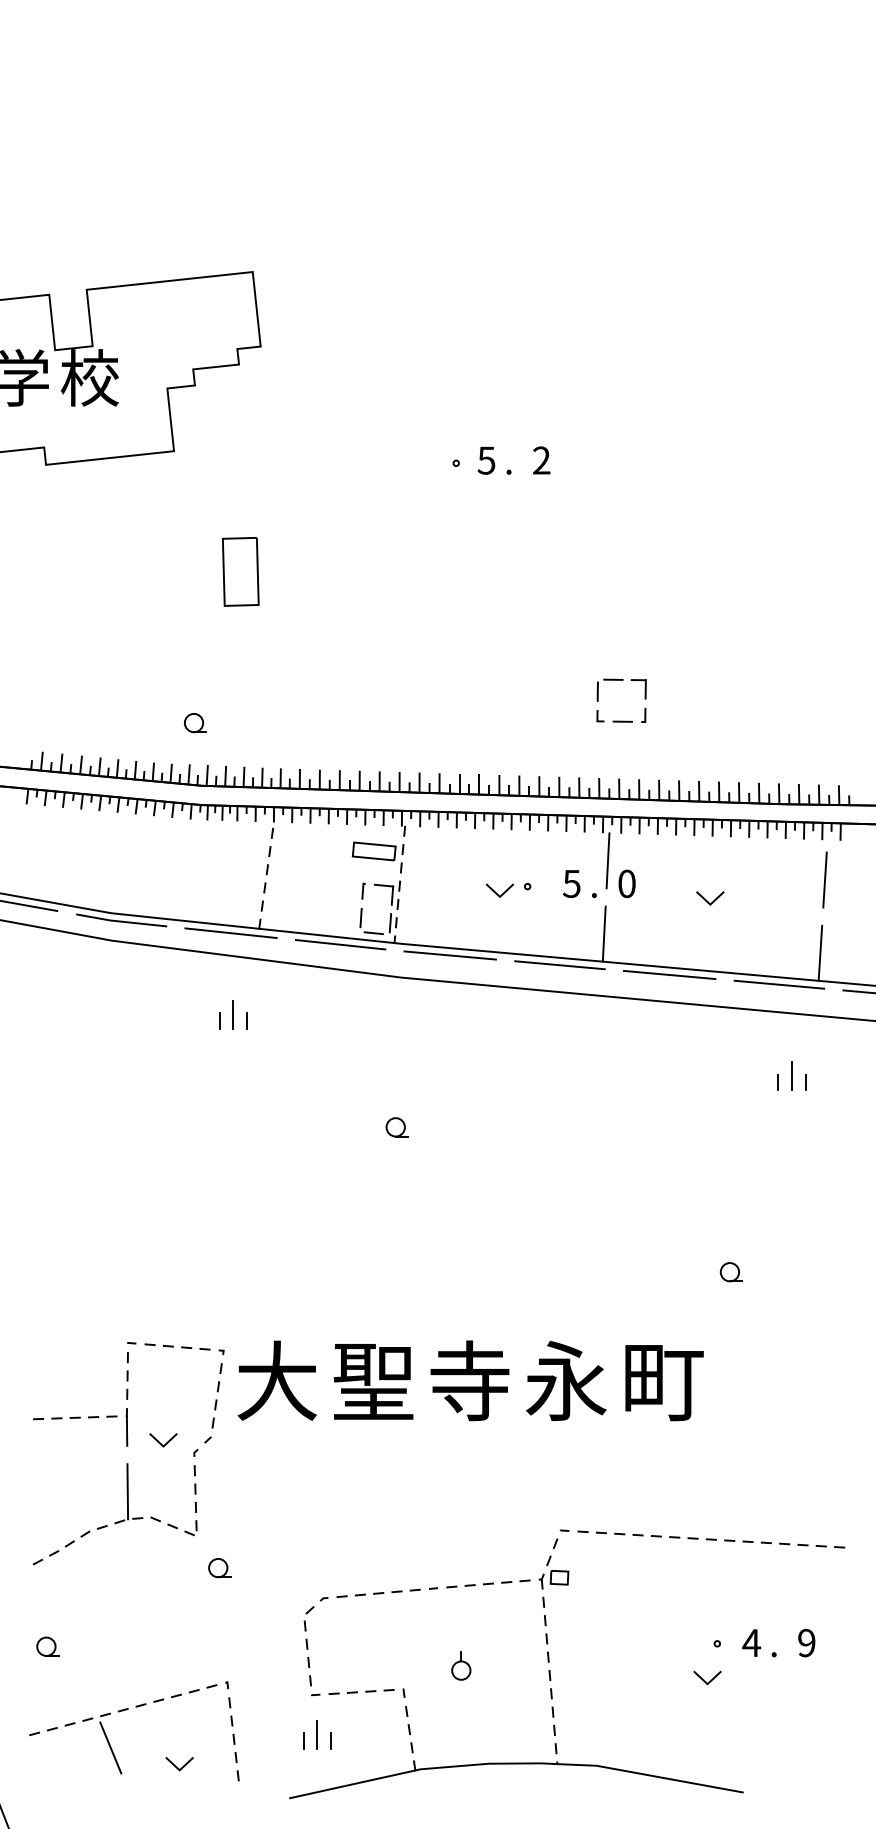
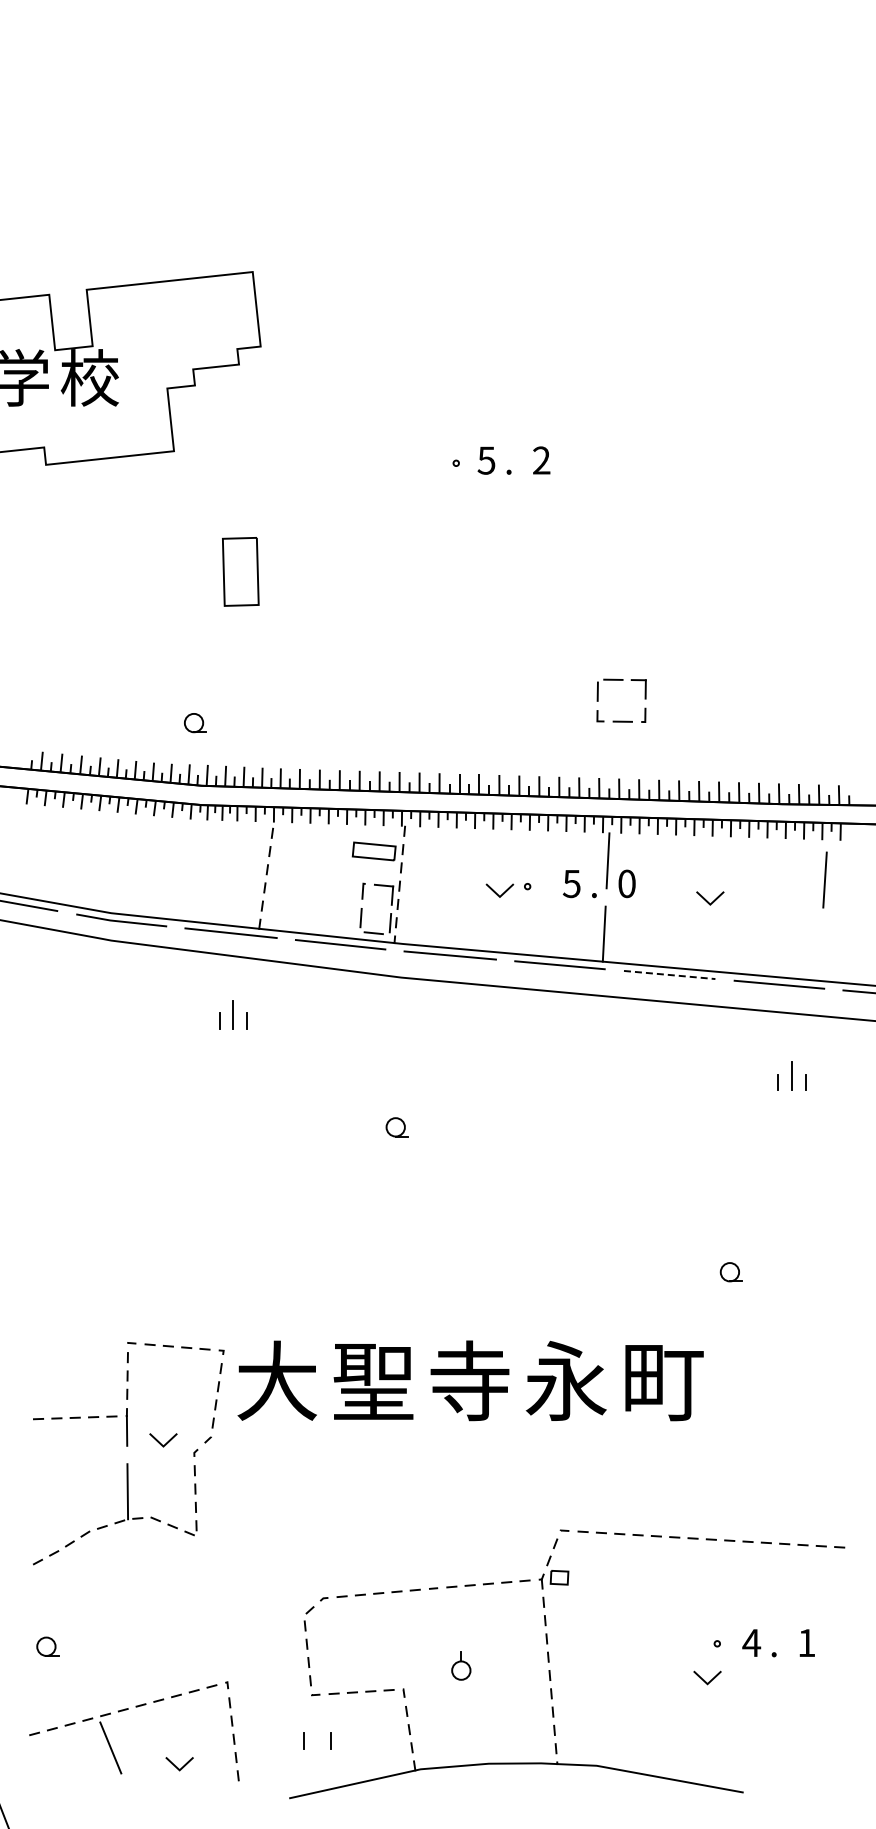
line: present -> none (820, 952)
line: solid -> dashed (669, 975)
part: present -> none (219, 1568)
text: 9 -> 1 (806, 1642)
line: present -> none (317, 1734)
